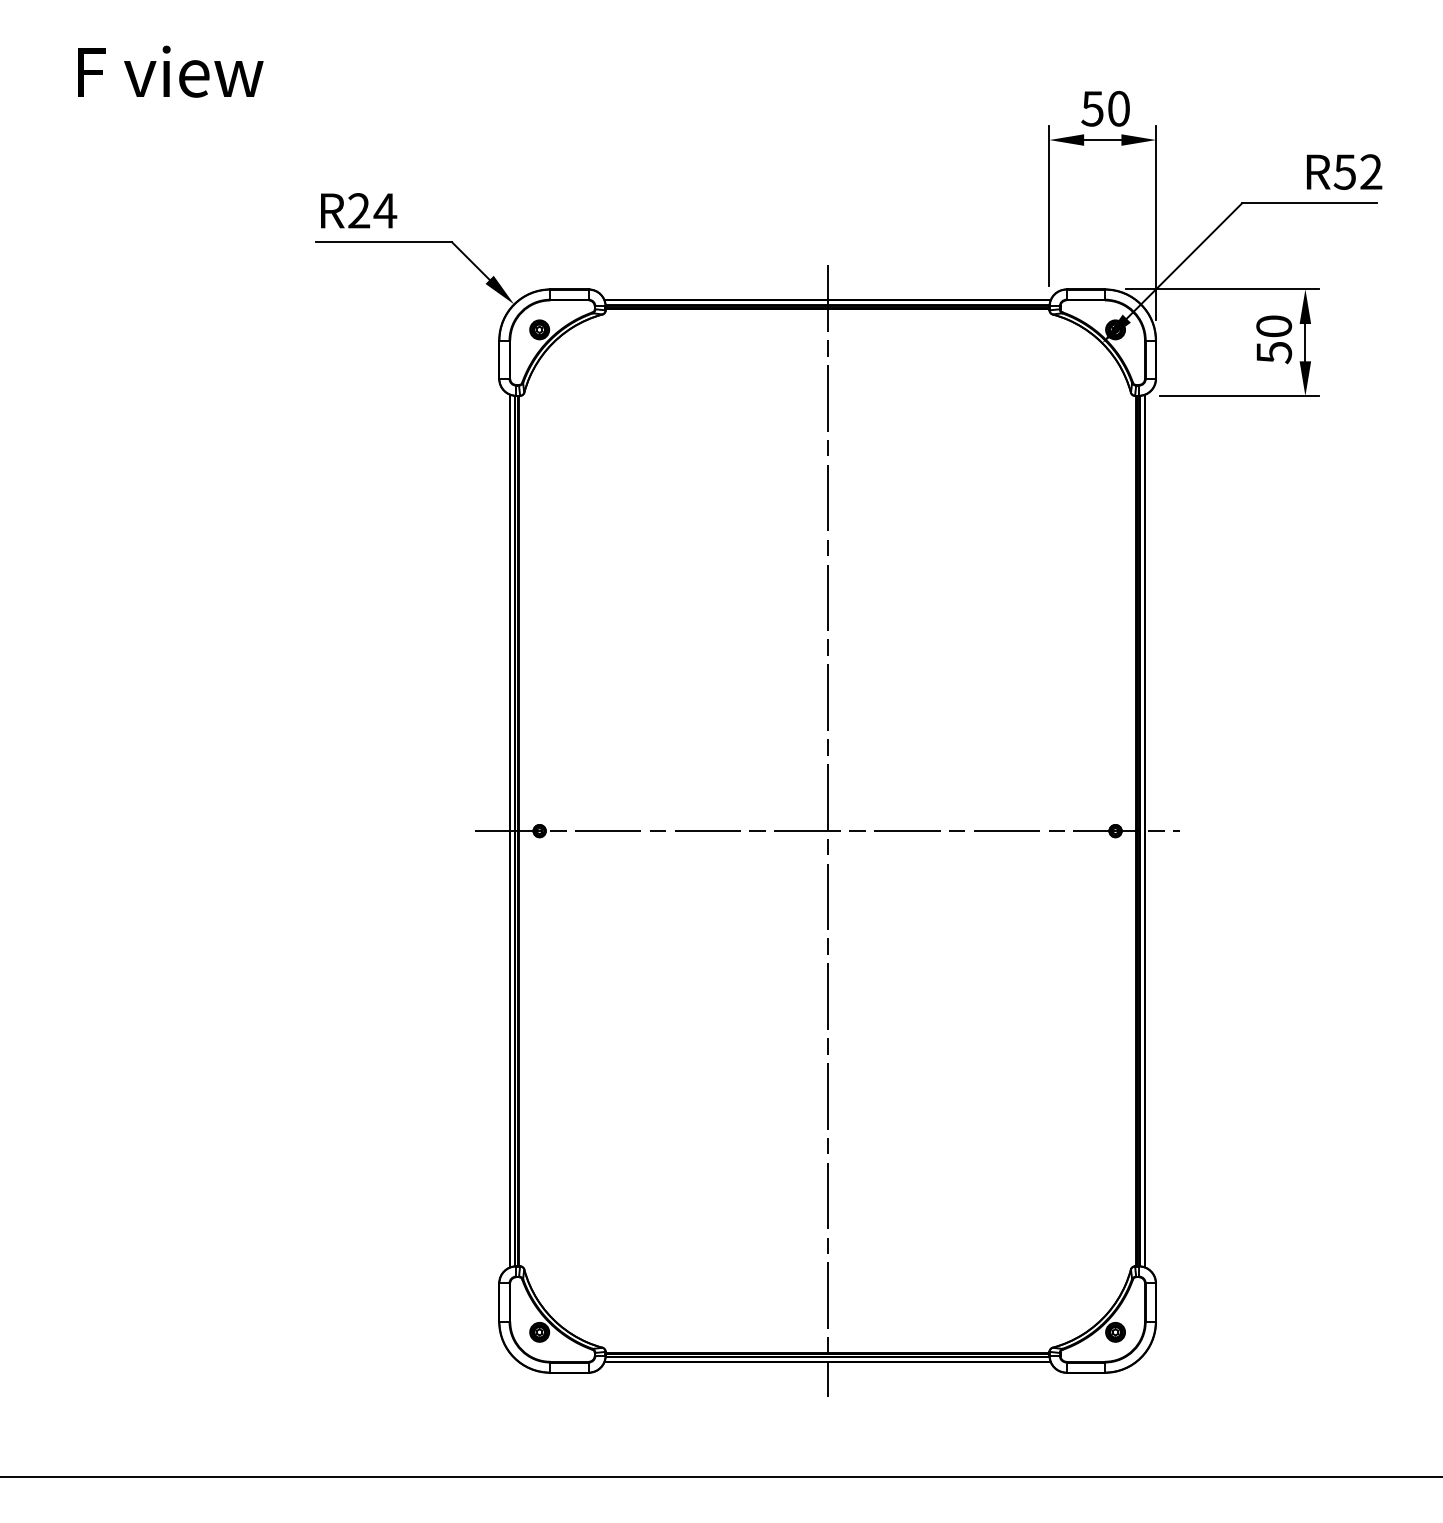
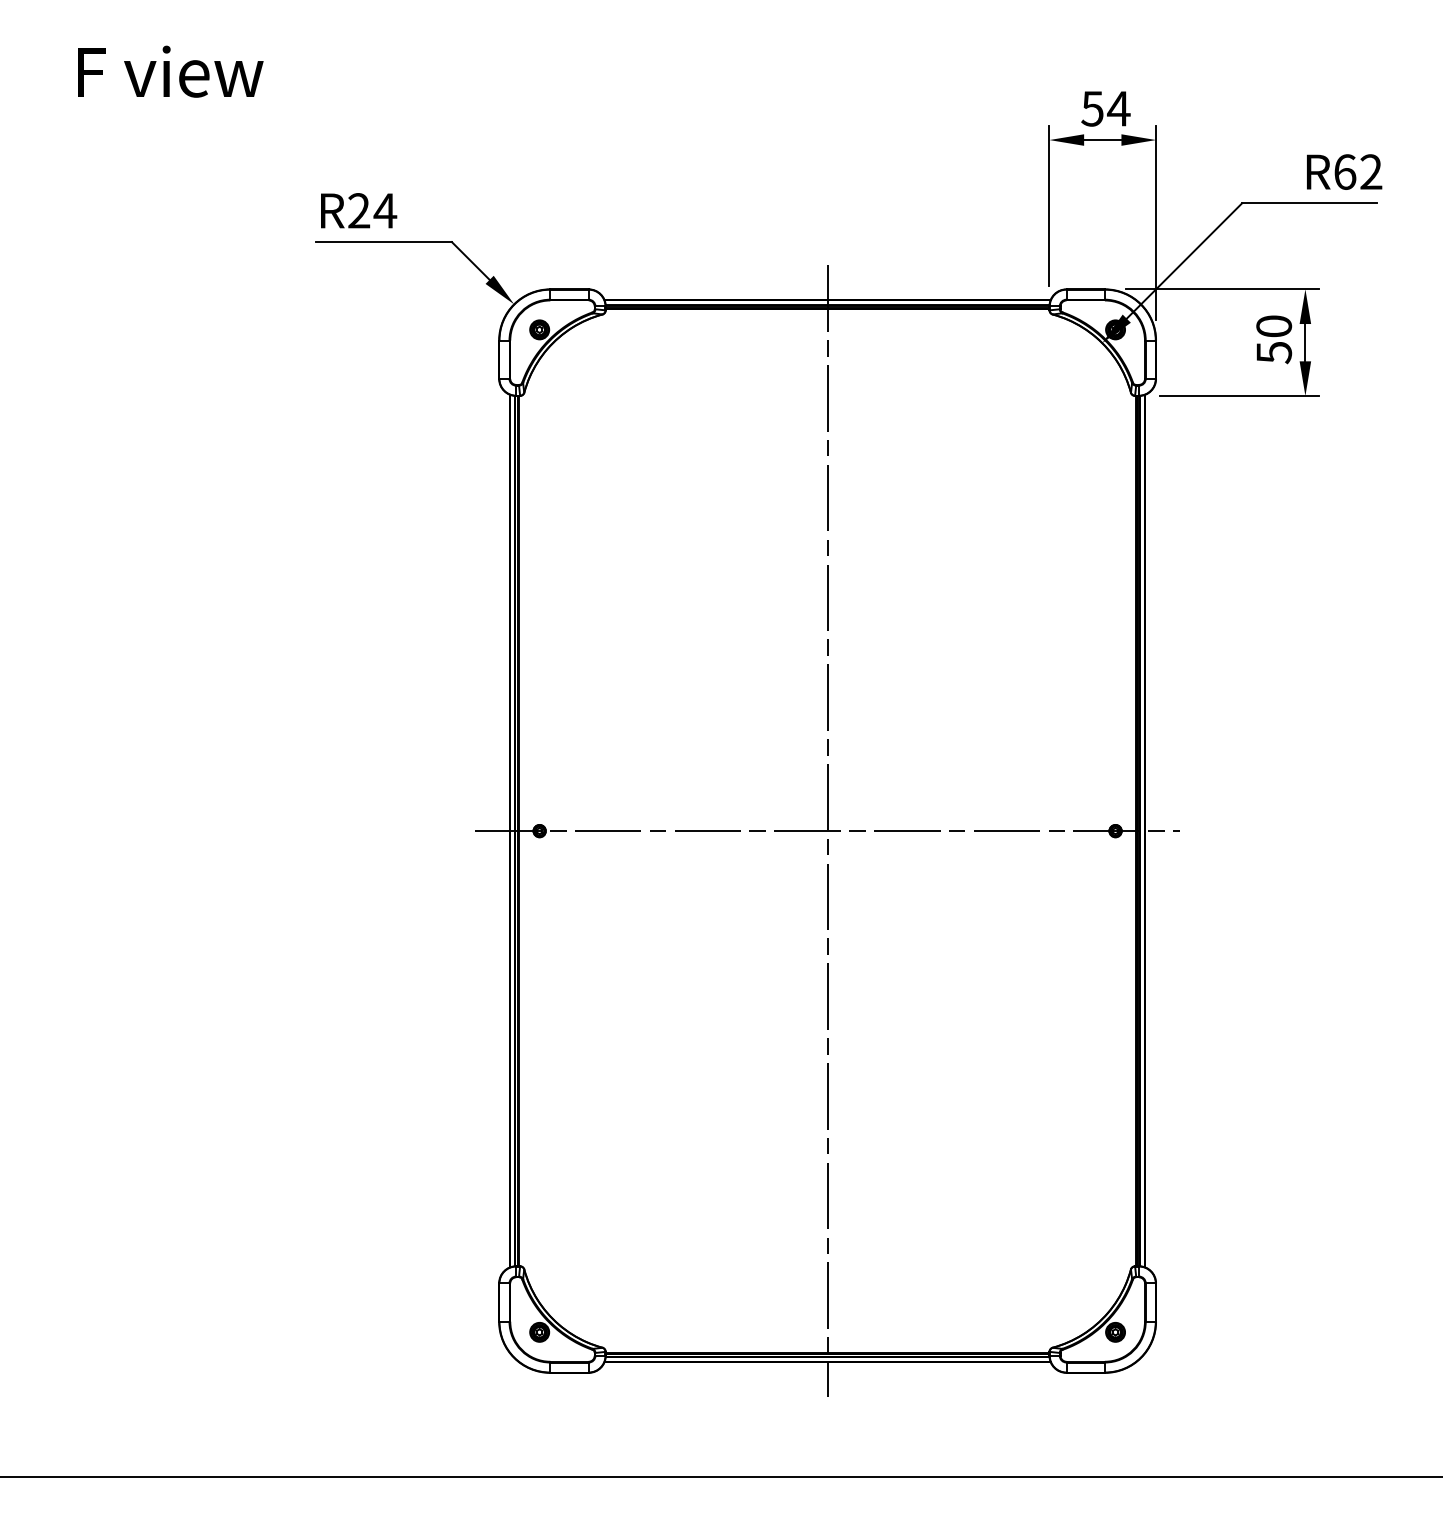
text: 50 -> 54 (1118, 108)
text: R52 -> R62 (1344, 171)
